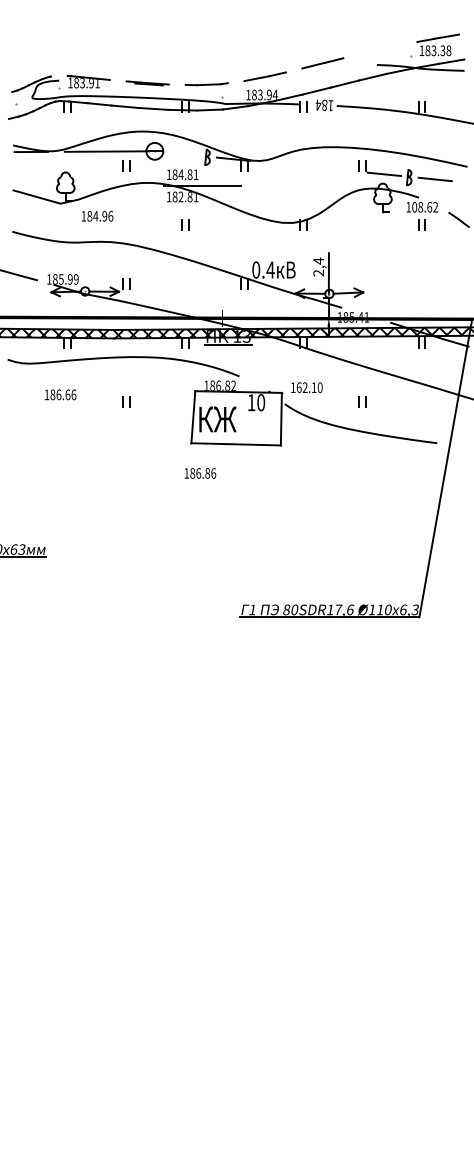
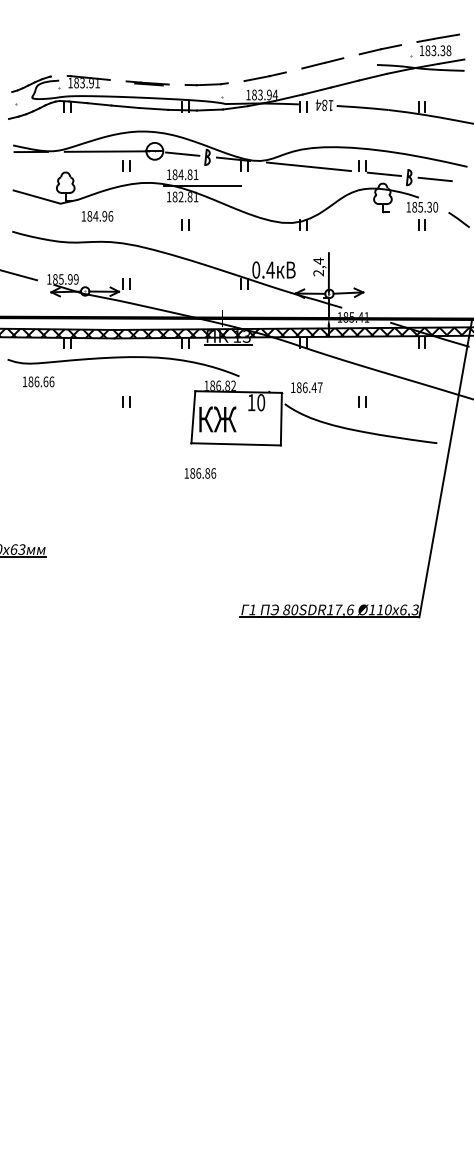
line: none -> present (379, 49)
line: none -> present (182, 153)
line: none -> present (308, 166)
text: 108.62 -> 185.30 (425, 206)
text: 162.10 -> 186.47 (309, 387)
text position: (60, 394) -> (38, 381) (38, 381)
